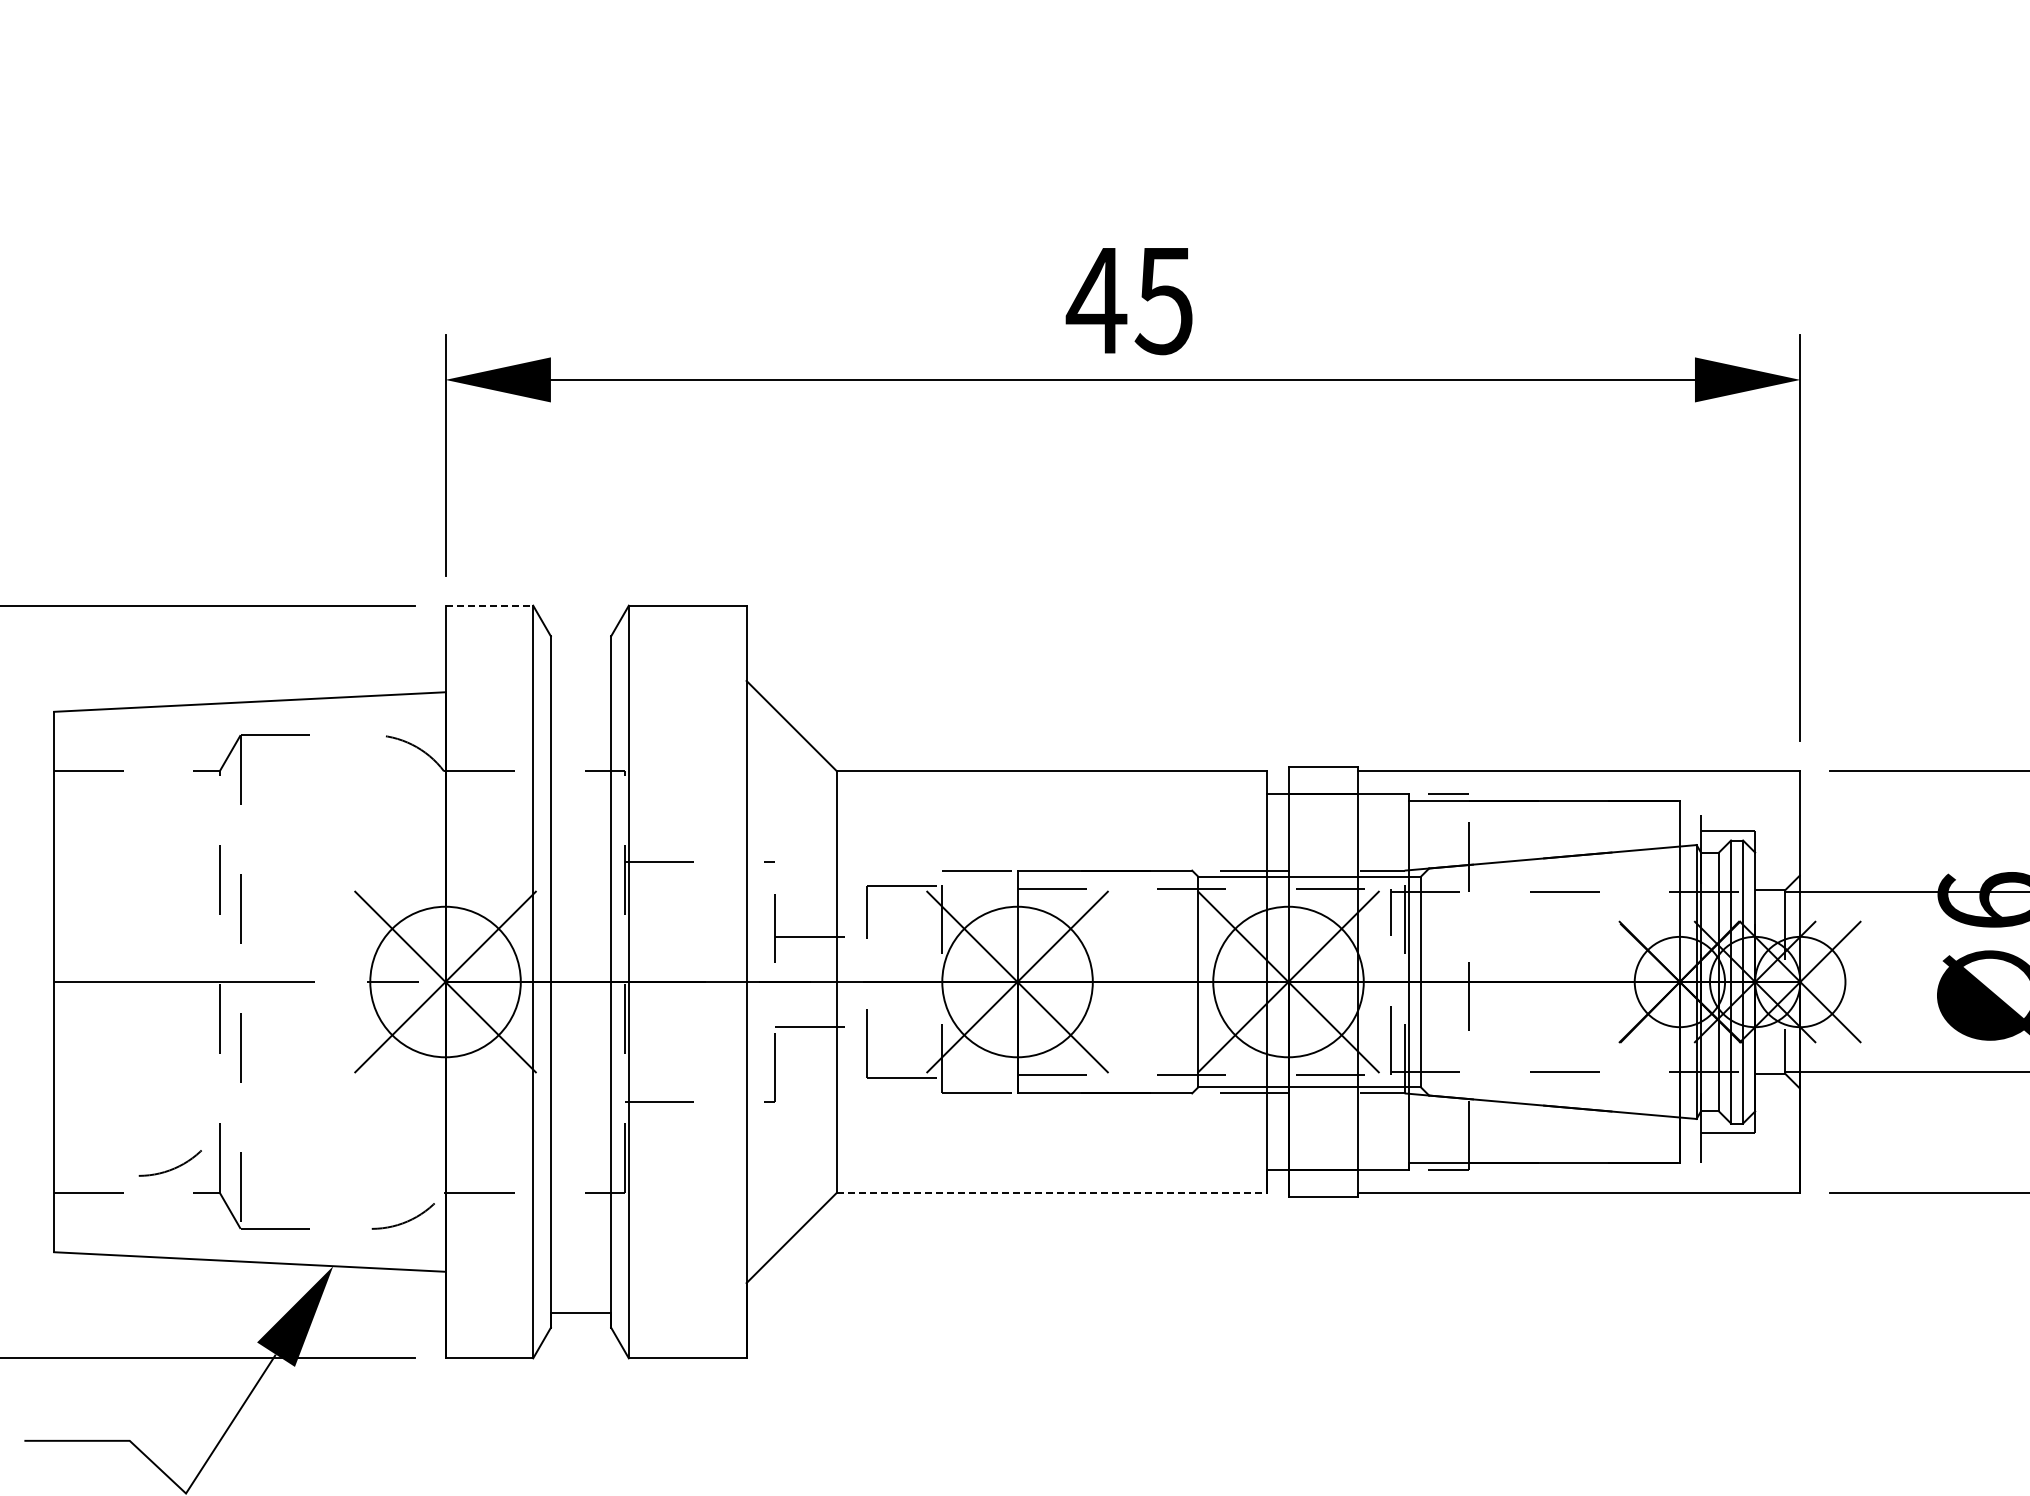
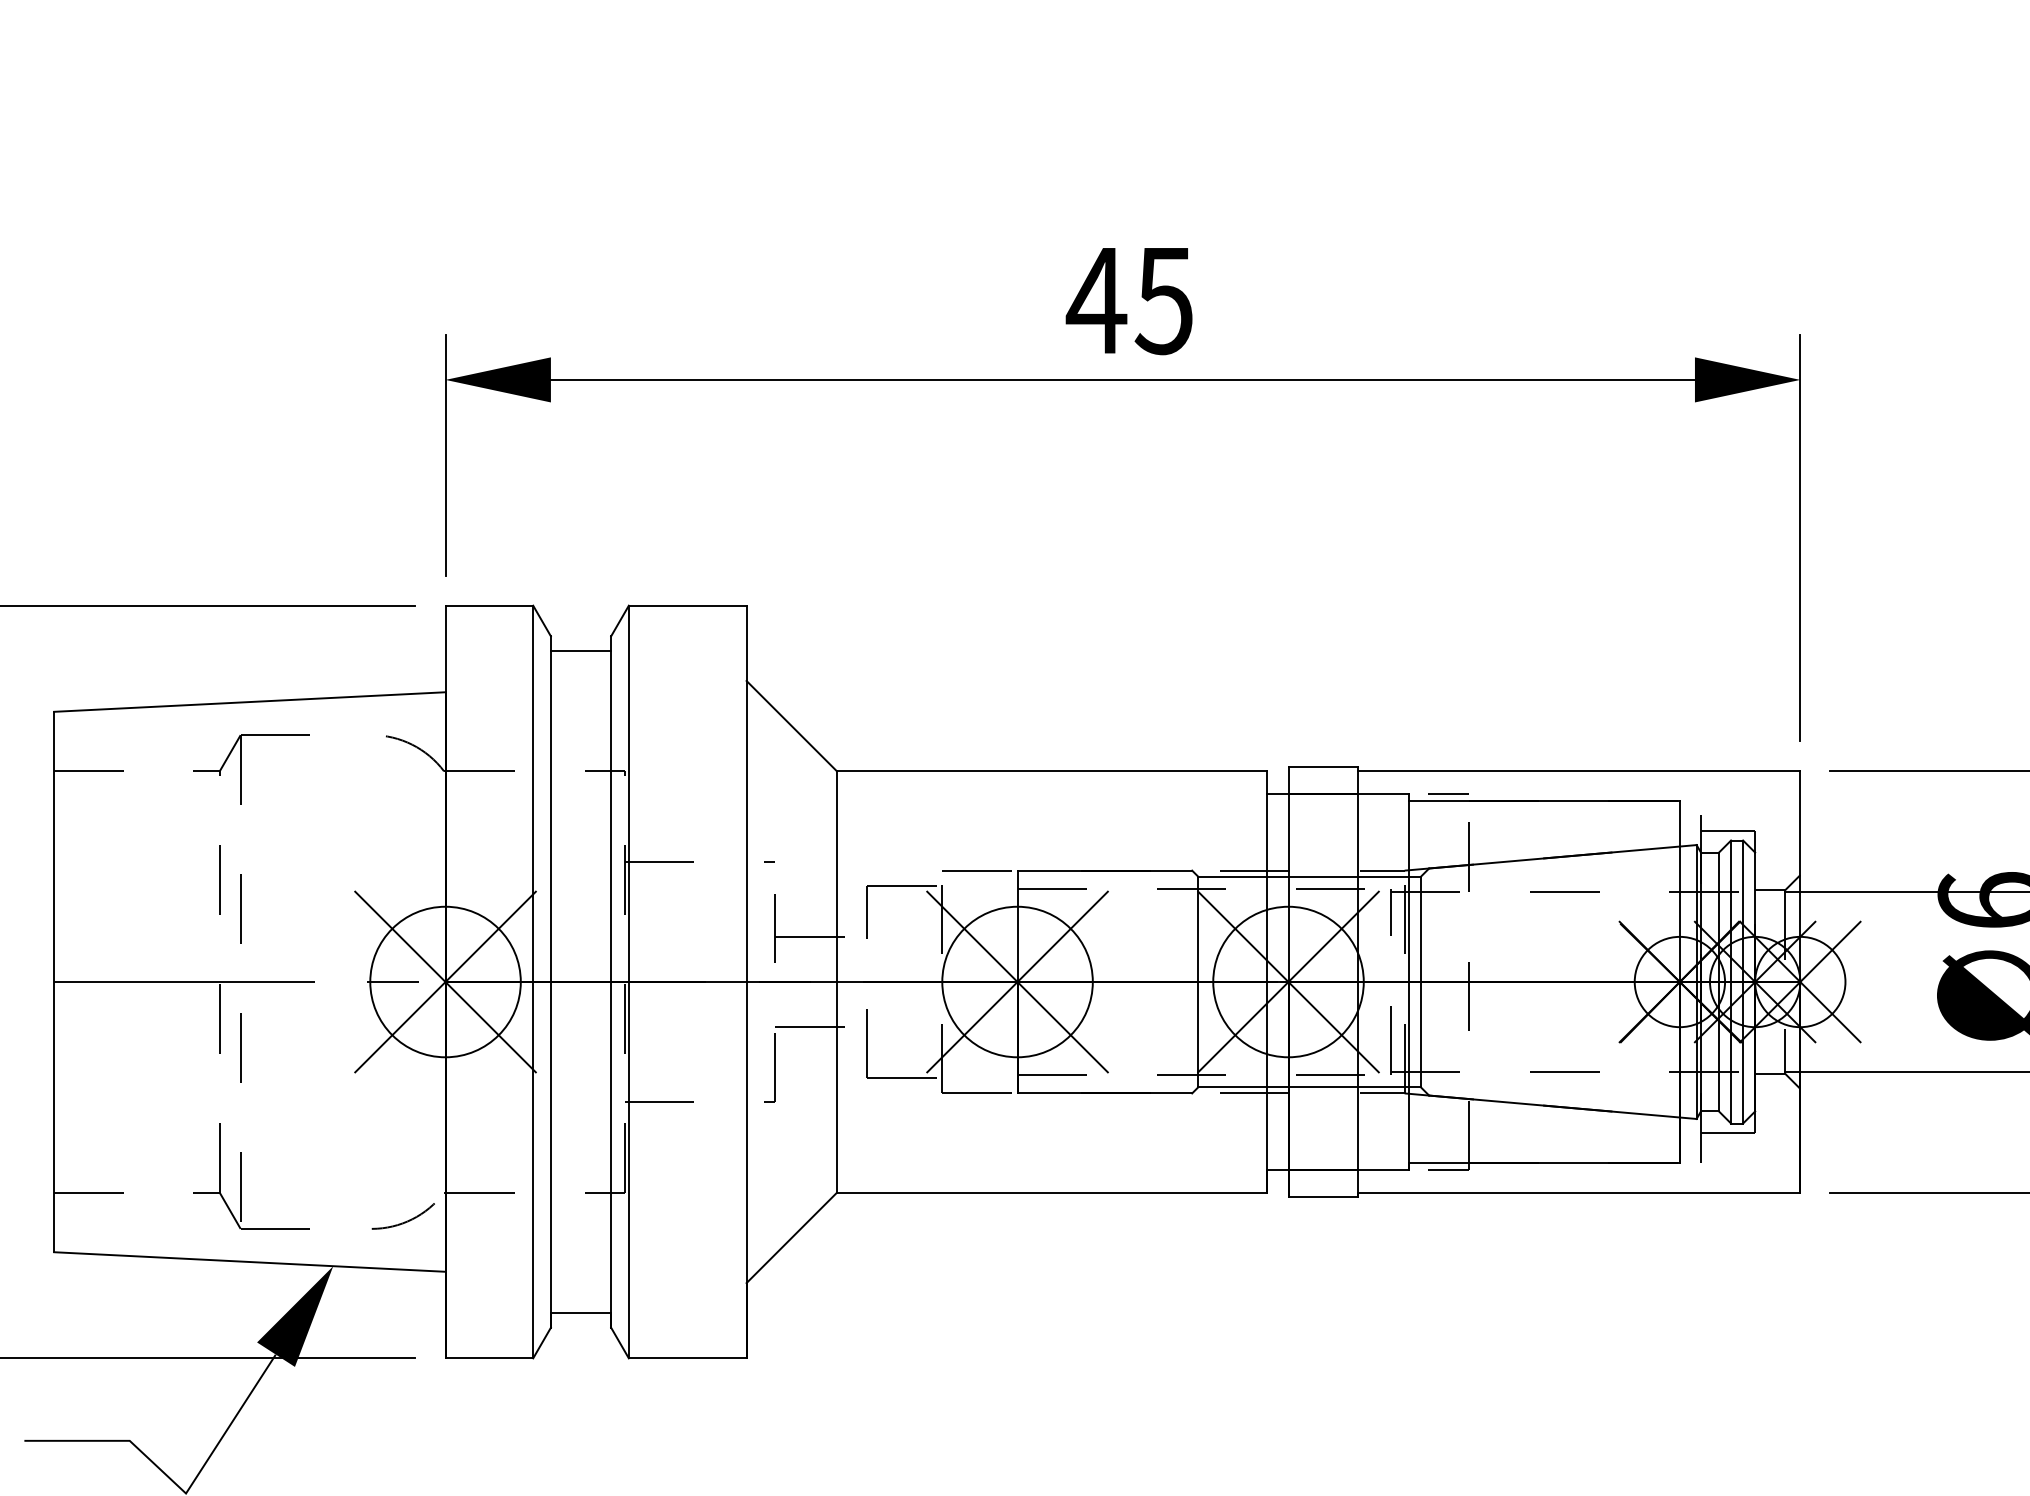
line: dashed -> solid (489, 605)
line: none -> present (580, 650)
arc: present -> none (171, 1168)
line: dashed -> solid (1052, 1192)
